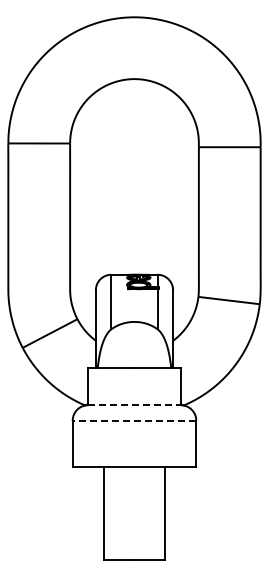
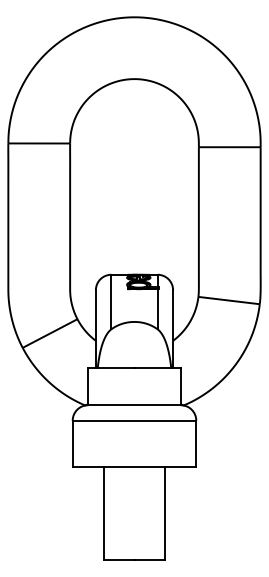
line: dashed -> solid (134, 405)
line: dashed -> solid (134, 420)
